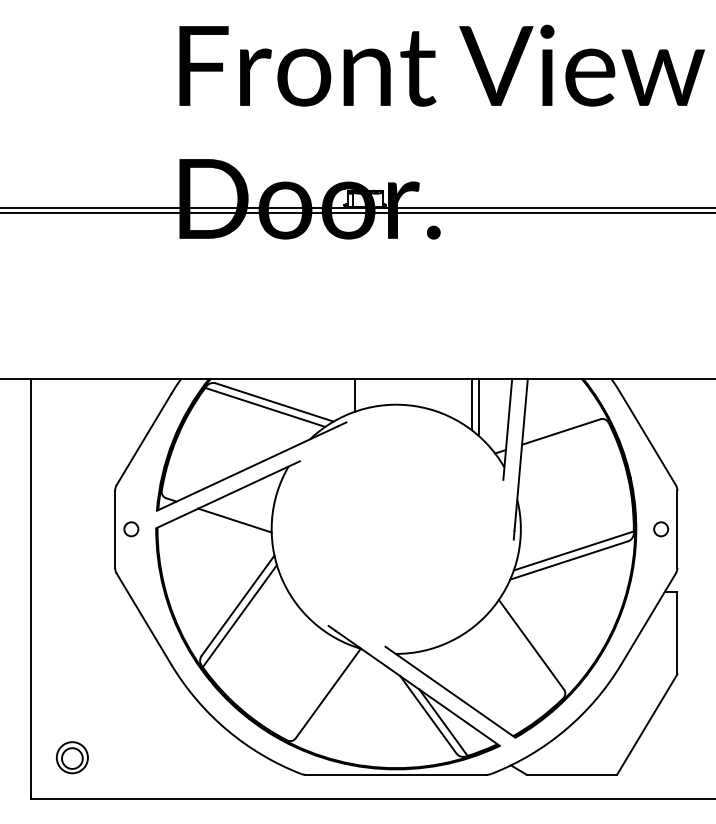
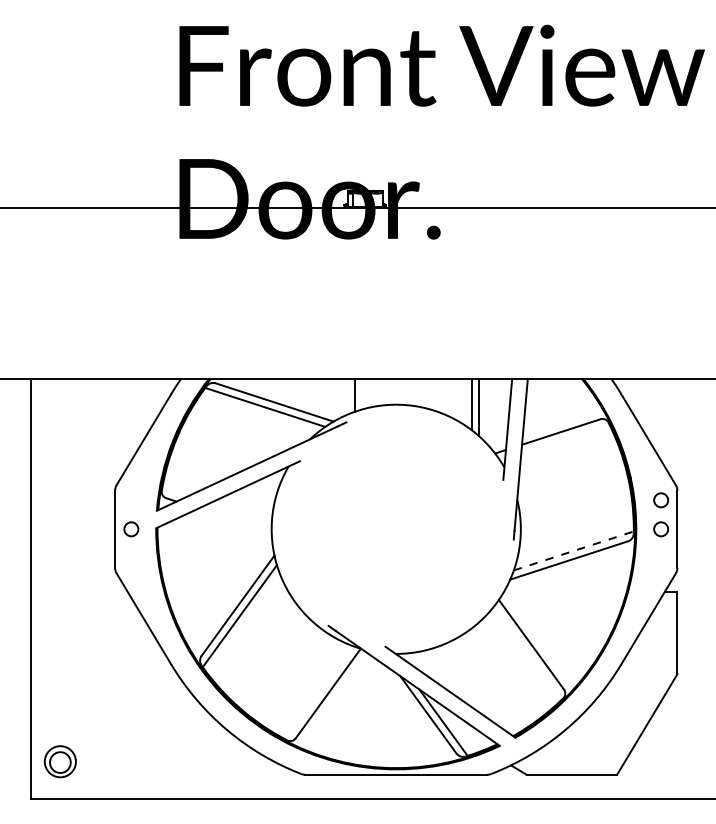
line: present -> none (357, 212)
circle: none -> present (660, 500)
line: present -> none (234, 520)
line: solid -> dashed (574, 550)
part position: (71, 757) -> (59, 761) (59, 761)
